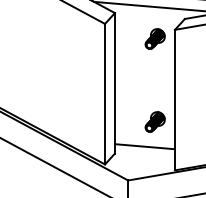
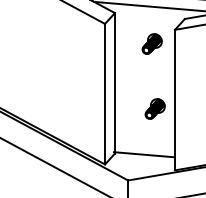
part position: (154, 38) -> (151, 43) (151, 43)
part position: (154, 121) -> (154, 108) (154, 108)
line position: (144, 146) -> (143, 154) (143, 154)
